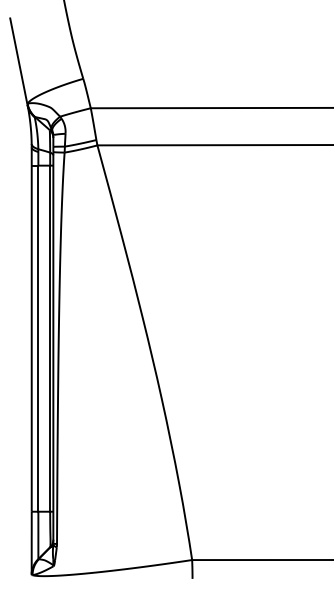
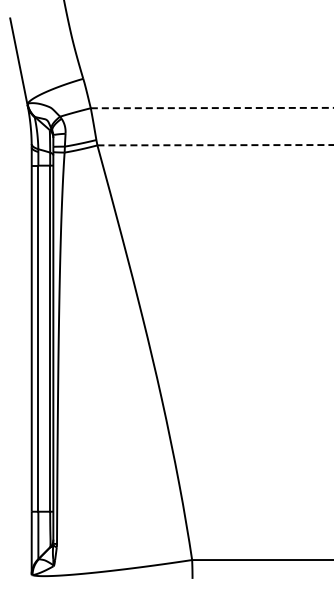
line: solid -> dashed (212, 108)
line: solid -> dashed (215, 145)
